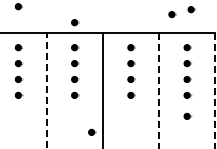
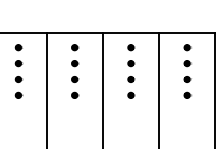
part: present -> none (18, 6)
part: present -> none (191, 9)
part: present -> none (172, 14)
part: present -> none (75, 22)
line: dashed -> solid (46, 90)
line: dashed -> solid (159, 90)
line: dashed -> solid (215, 90)
part: present -> none (187, 115)
part: present -> none (92, 131)
